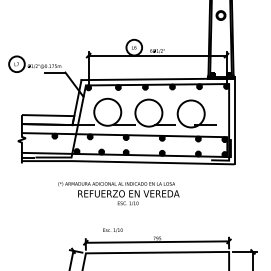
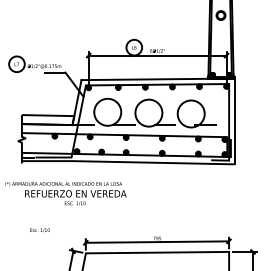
text position: (118, 193) -> (65, 193) (65, 193)
text position: (112, 230) -> (39, 230) (39, 230)
